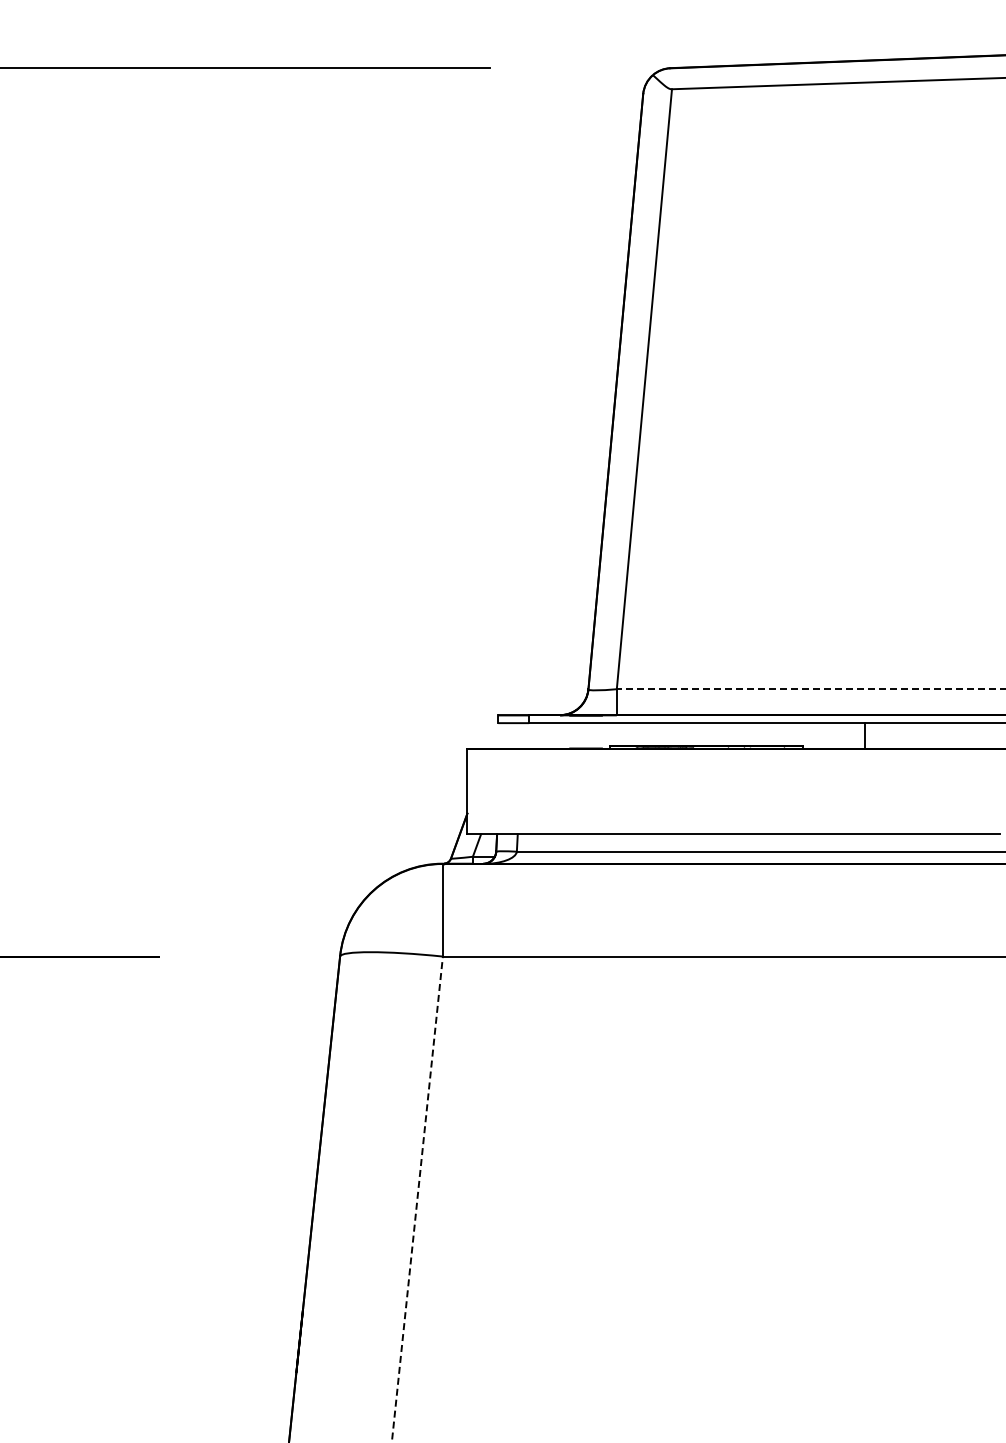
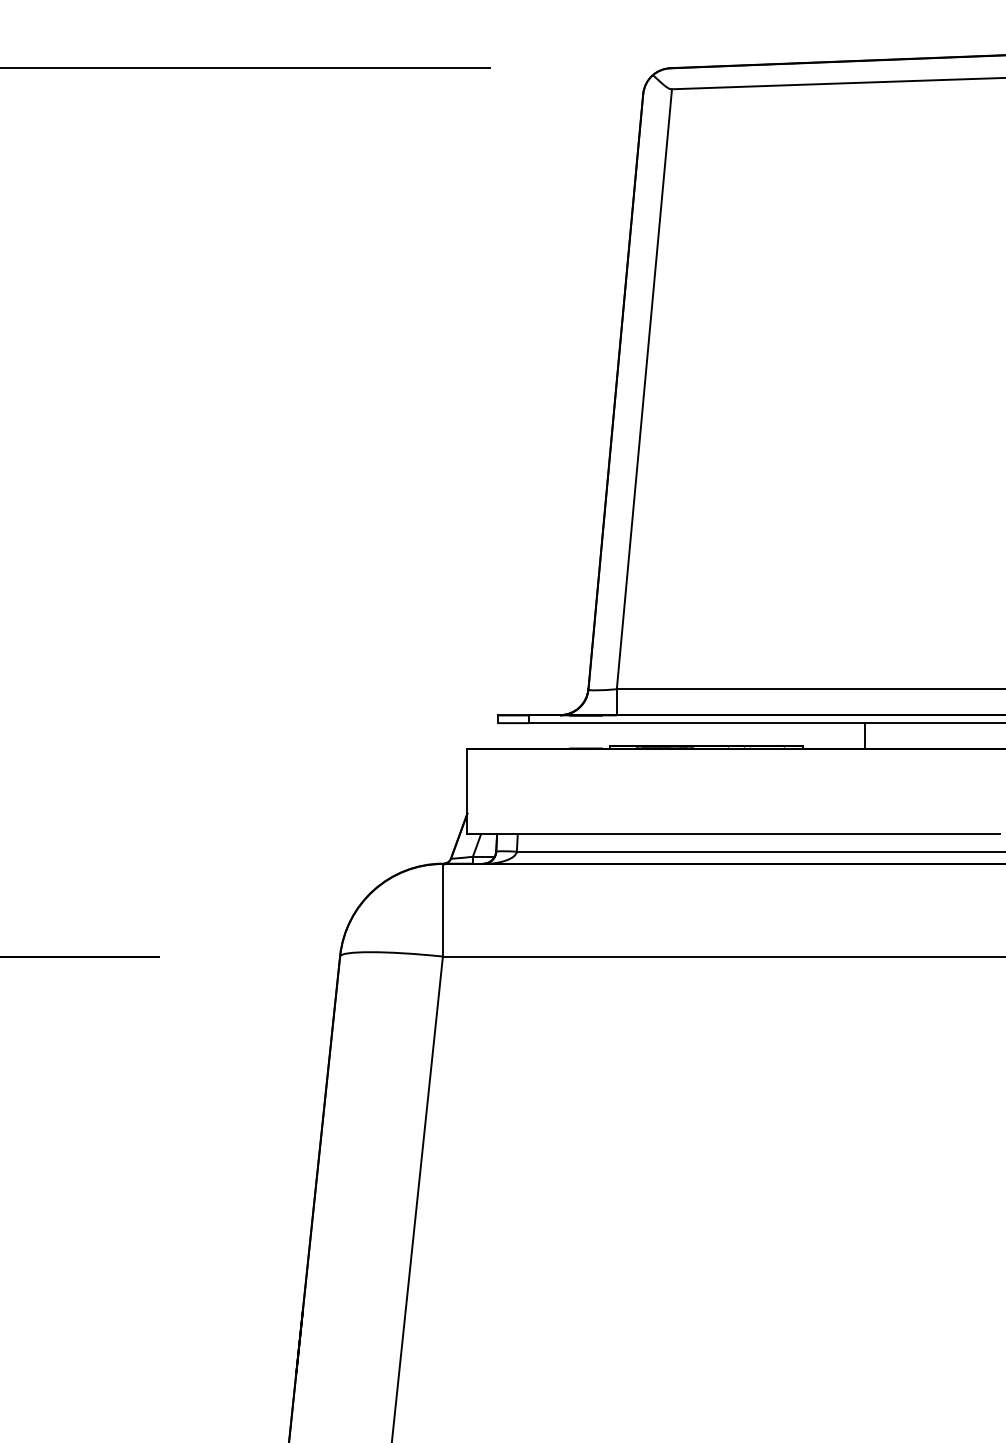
line: dashed -> solid (810, 689)
line: dashed -> solid (417, 1199)
